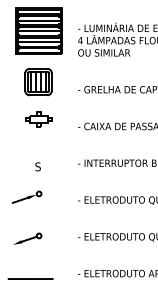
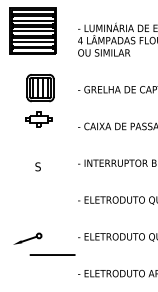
part position: (38, 30) -> (32, 30) (32, 30)
part position: (38, 82) -> (40, 88) (40, 88)
part: present -> none (26, 196)
line position: (30, 278) -> (52, 254) (52, 254)
